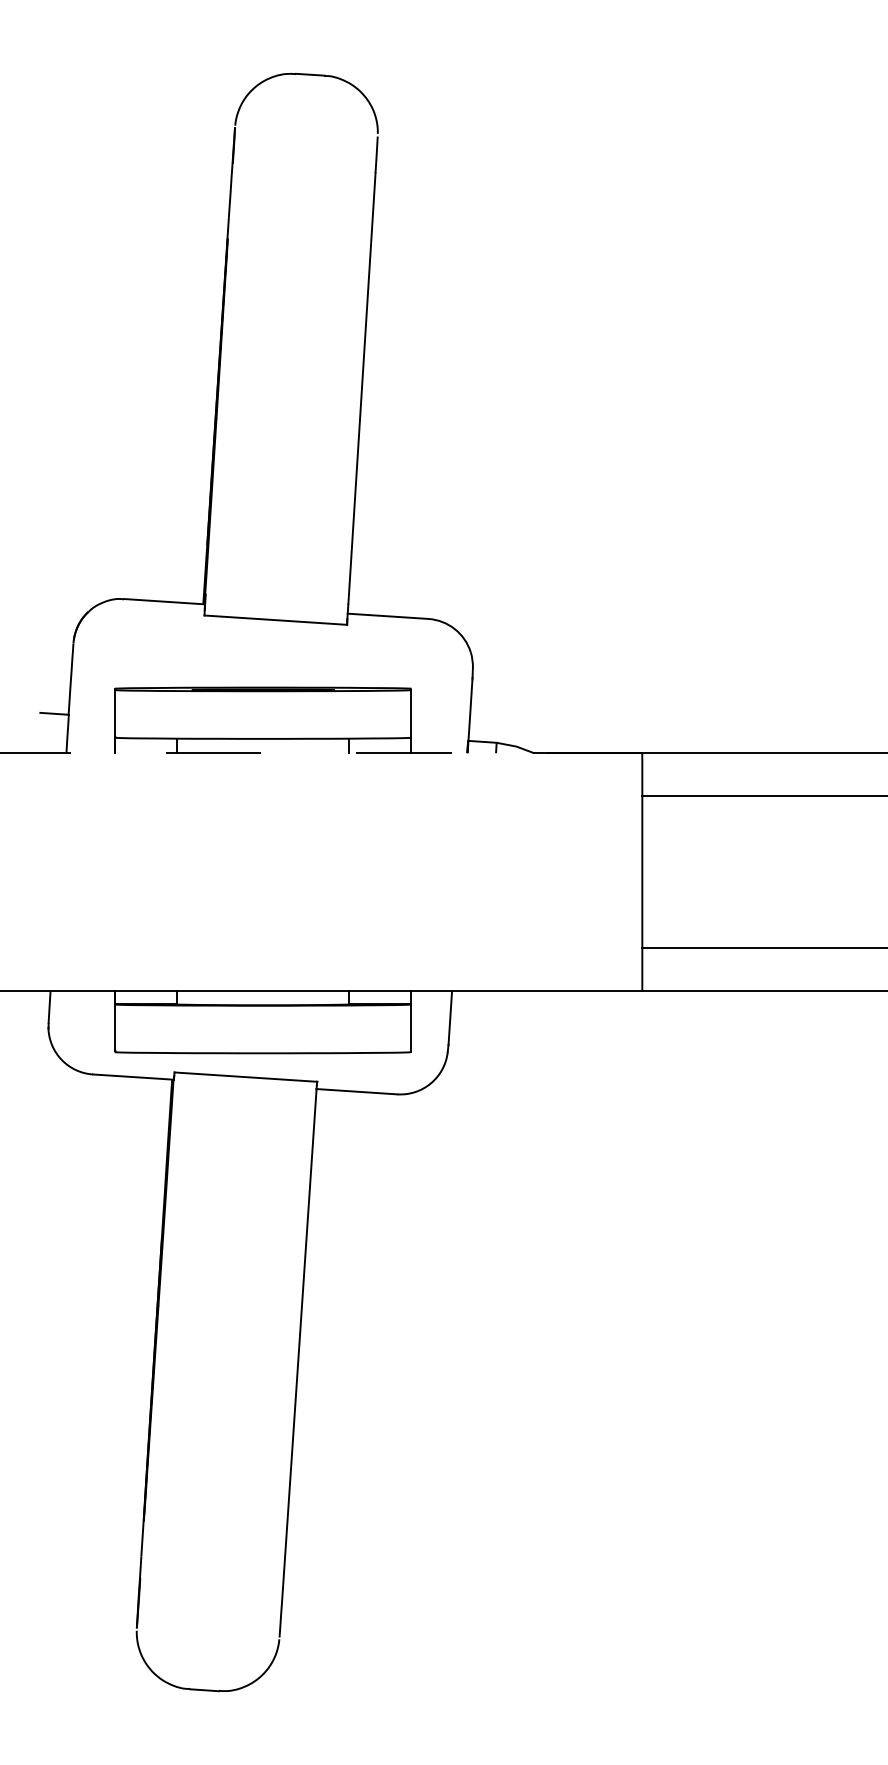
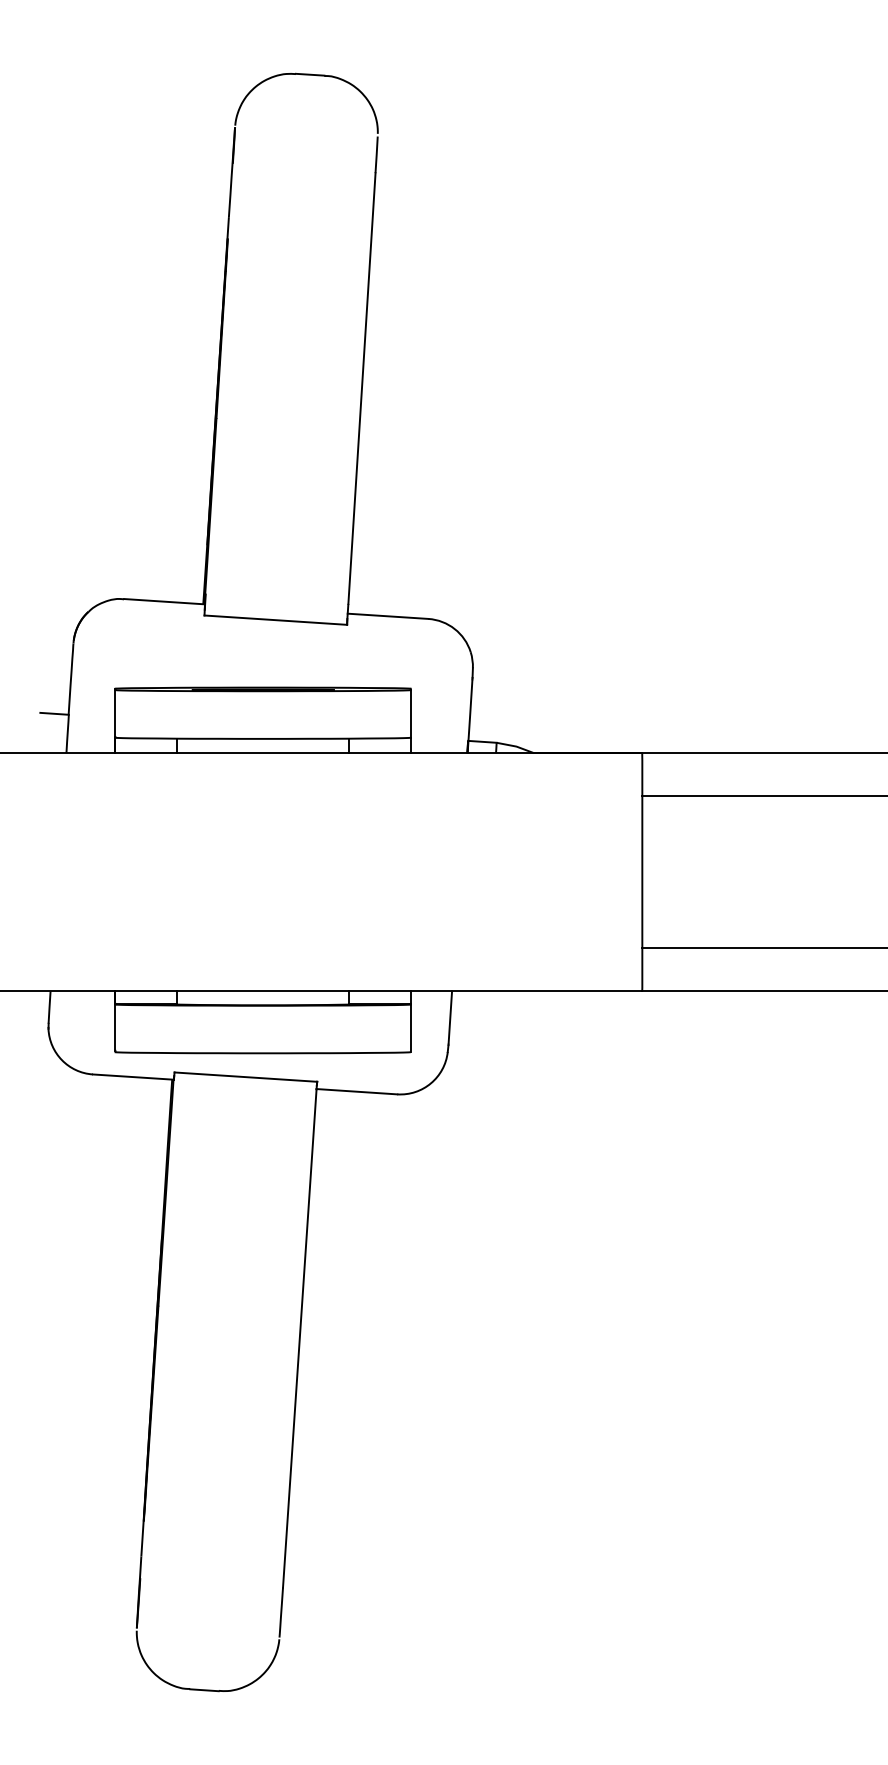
line: dashed -> solid (321, 753)
